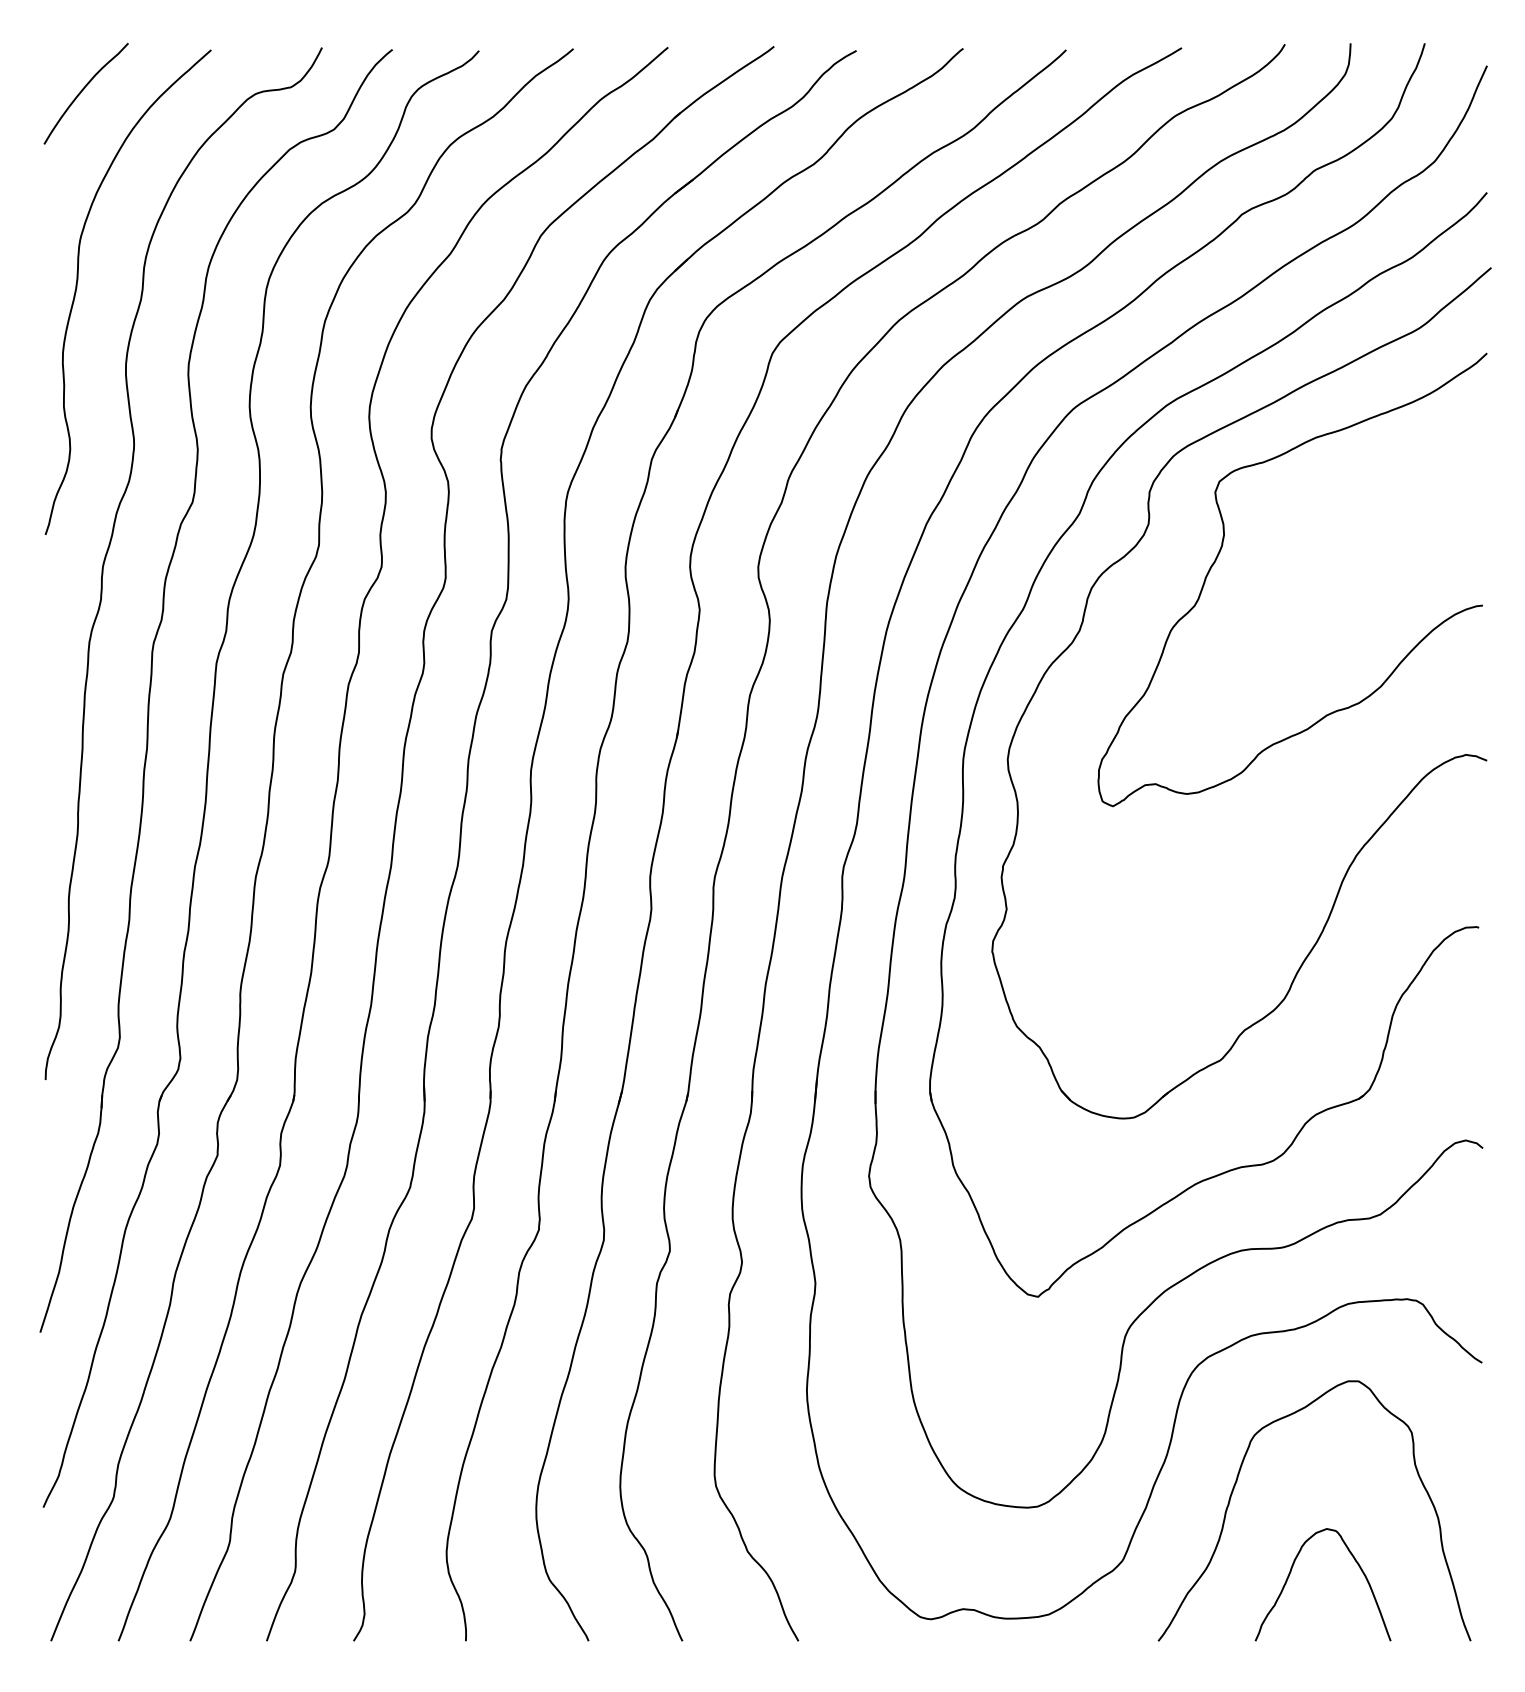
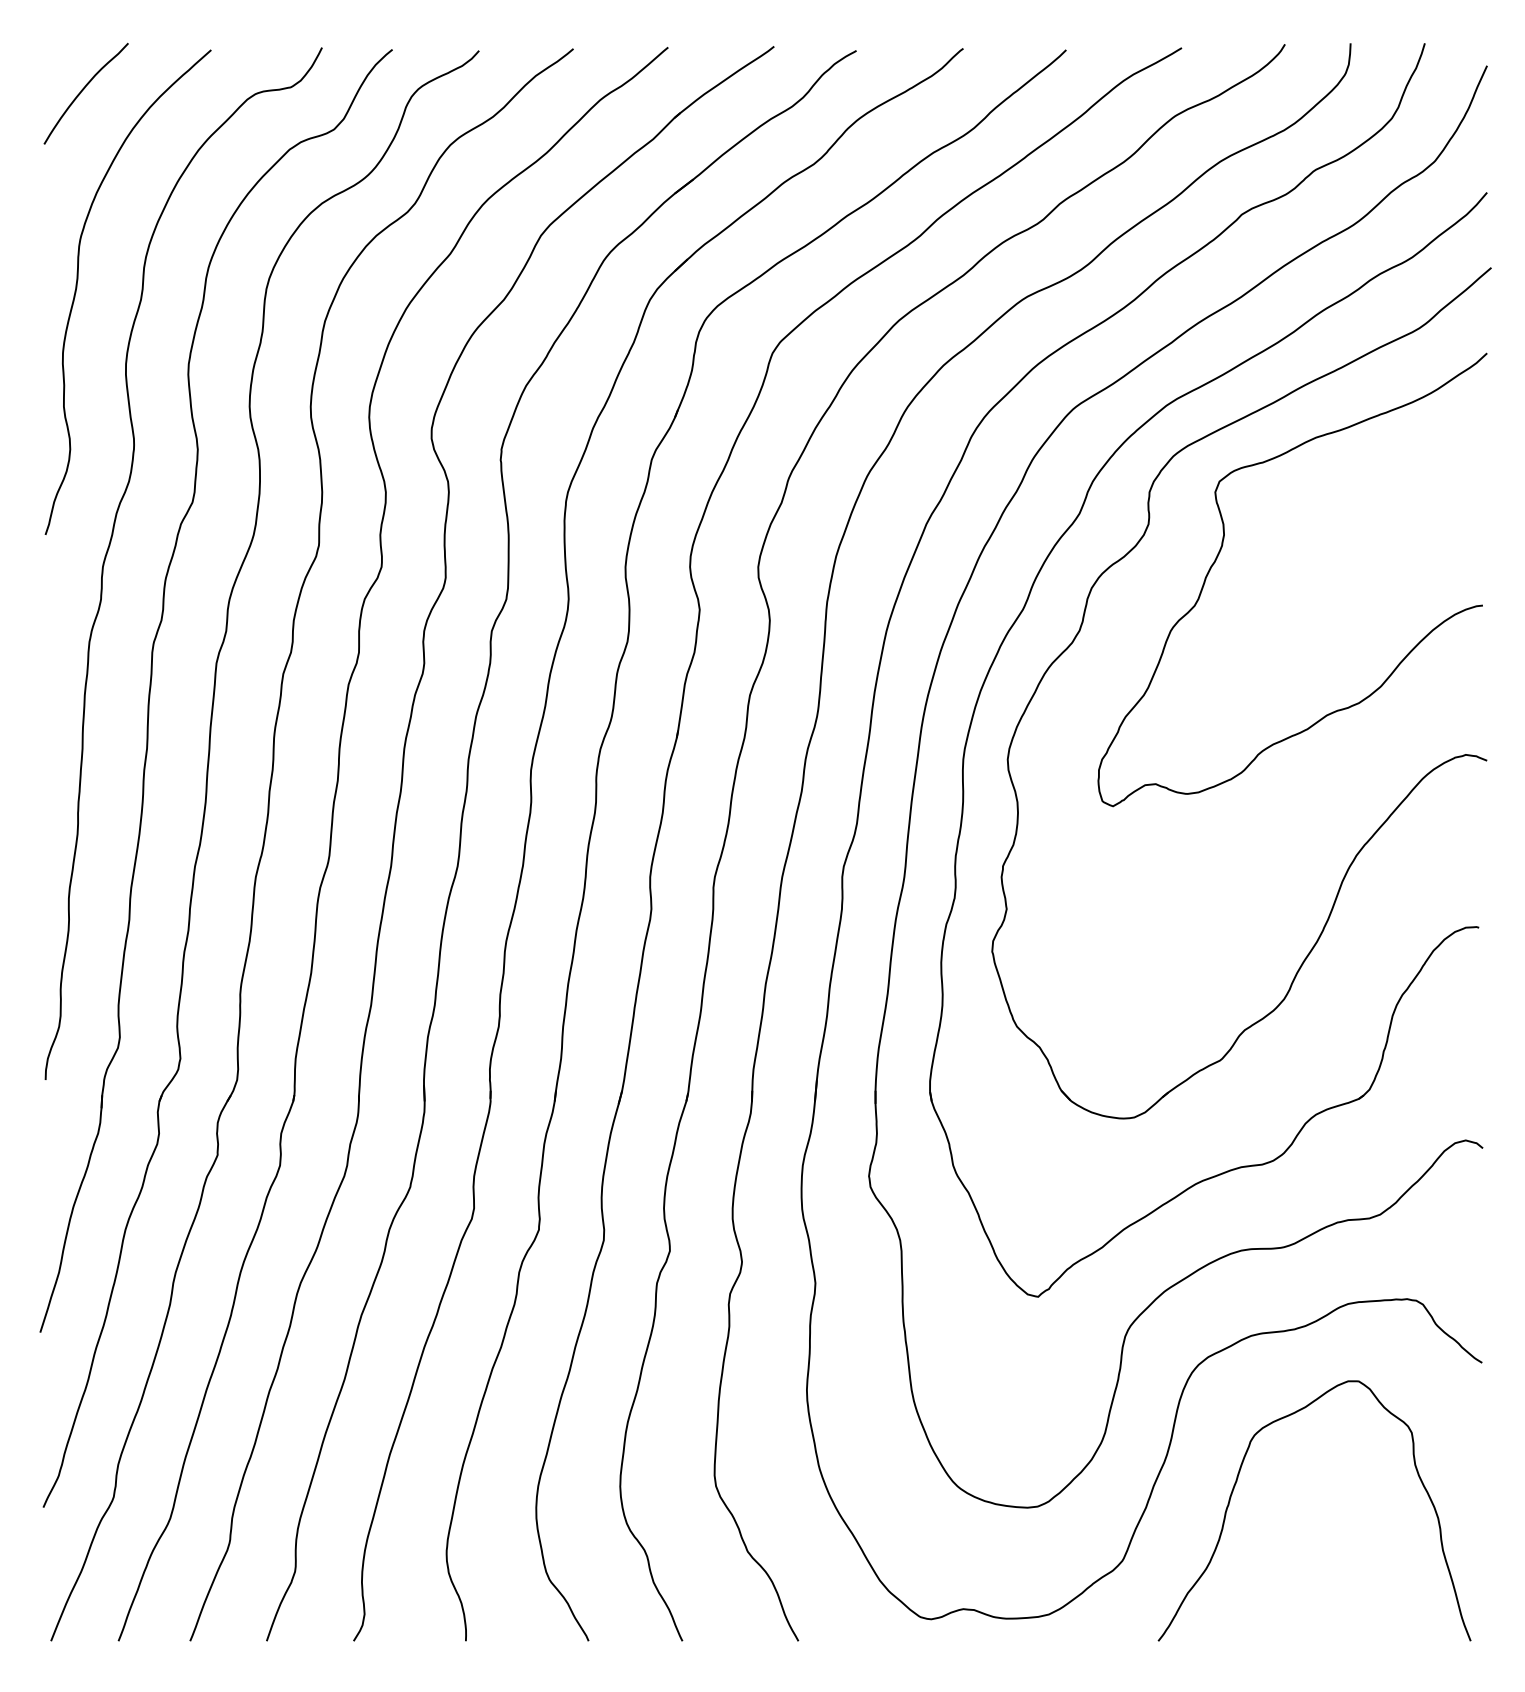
curve: present -> none (1291, 1572)
